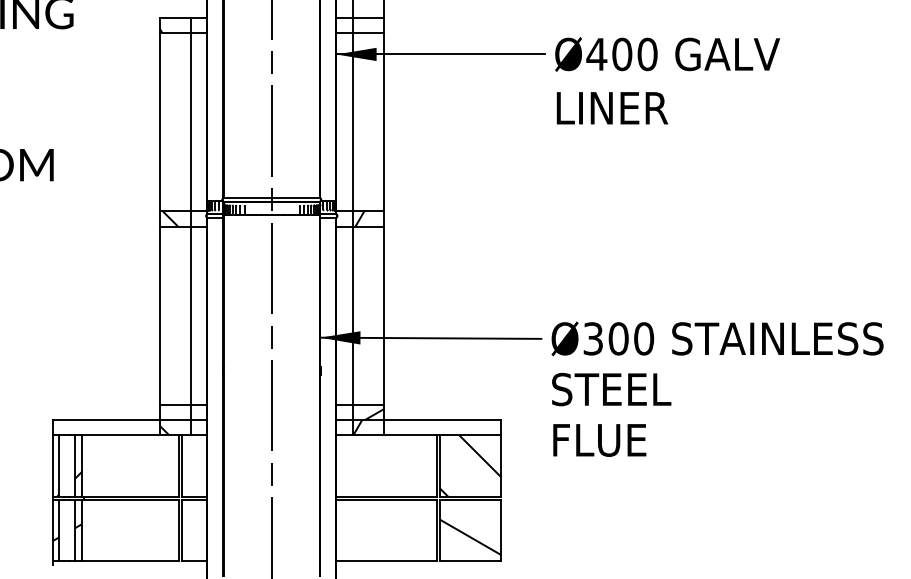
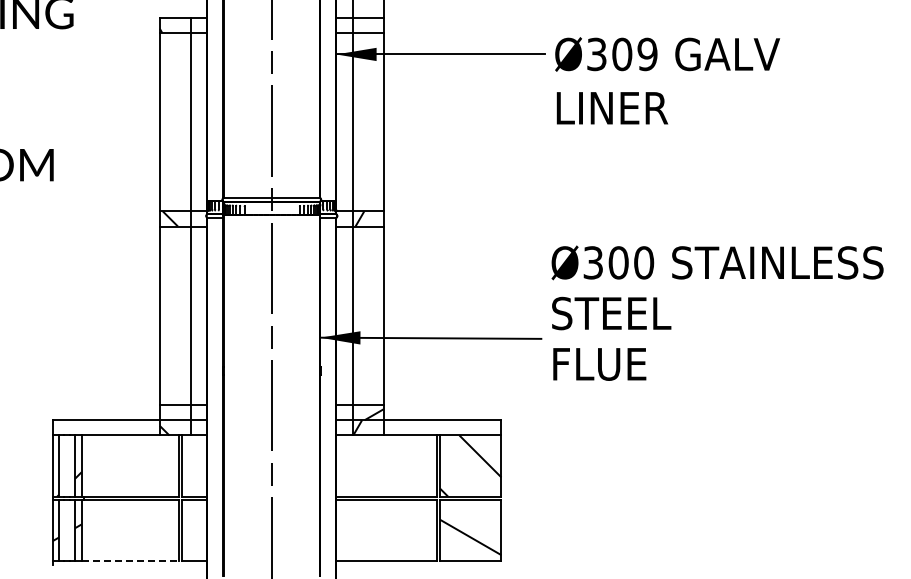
text: Ø400 -> Ø309 (621, 54)
text position: (717, 388) -> (717, 312) (717, 312)
line: solid -> dashed (130, 561)
